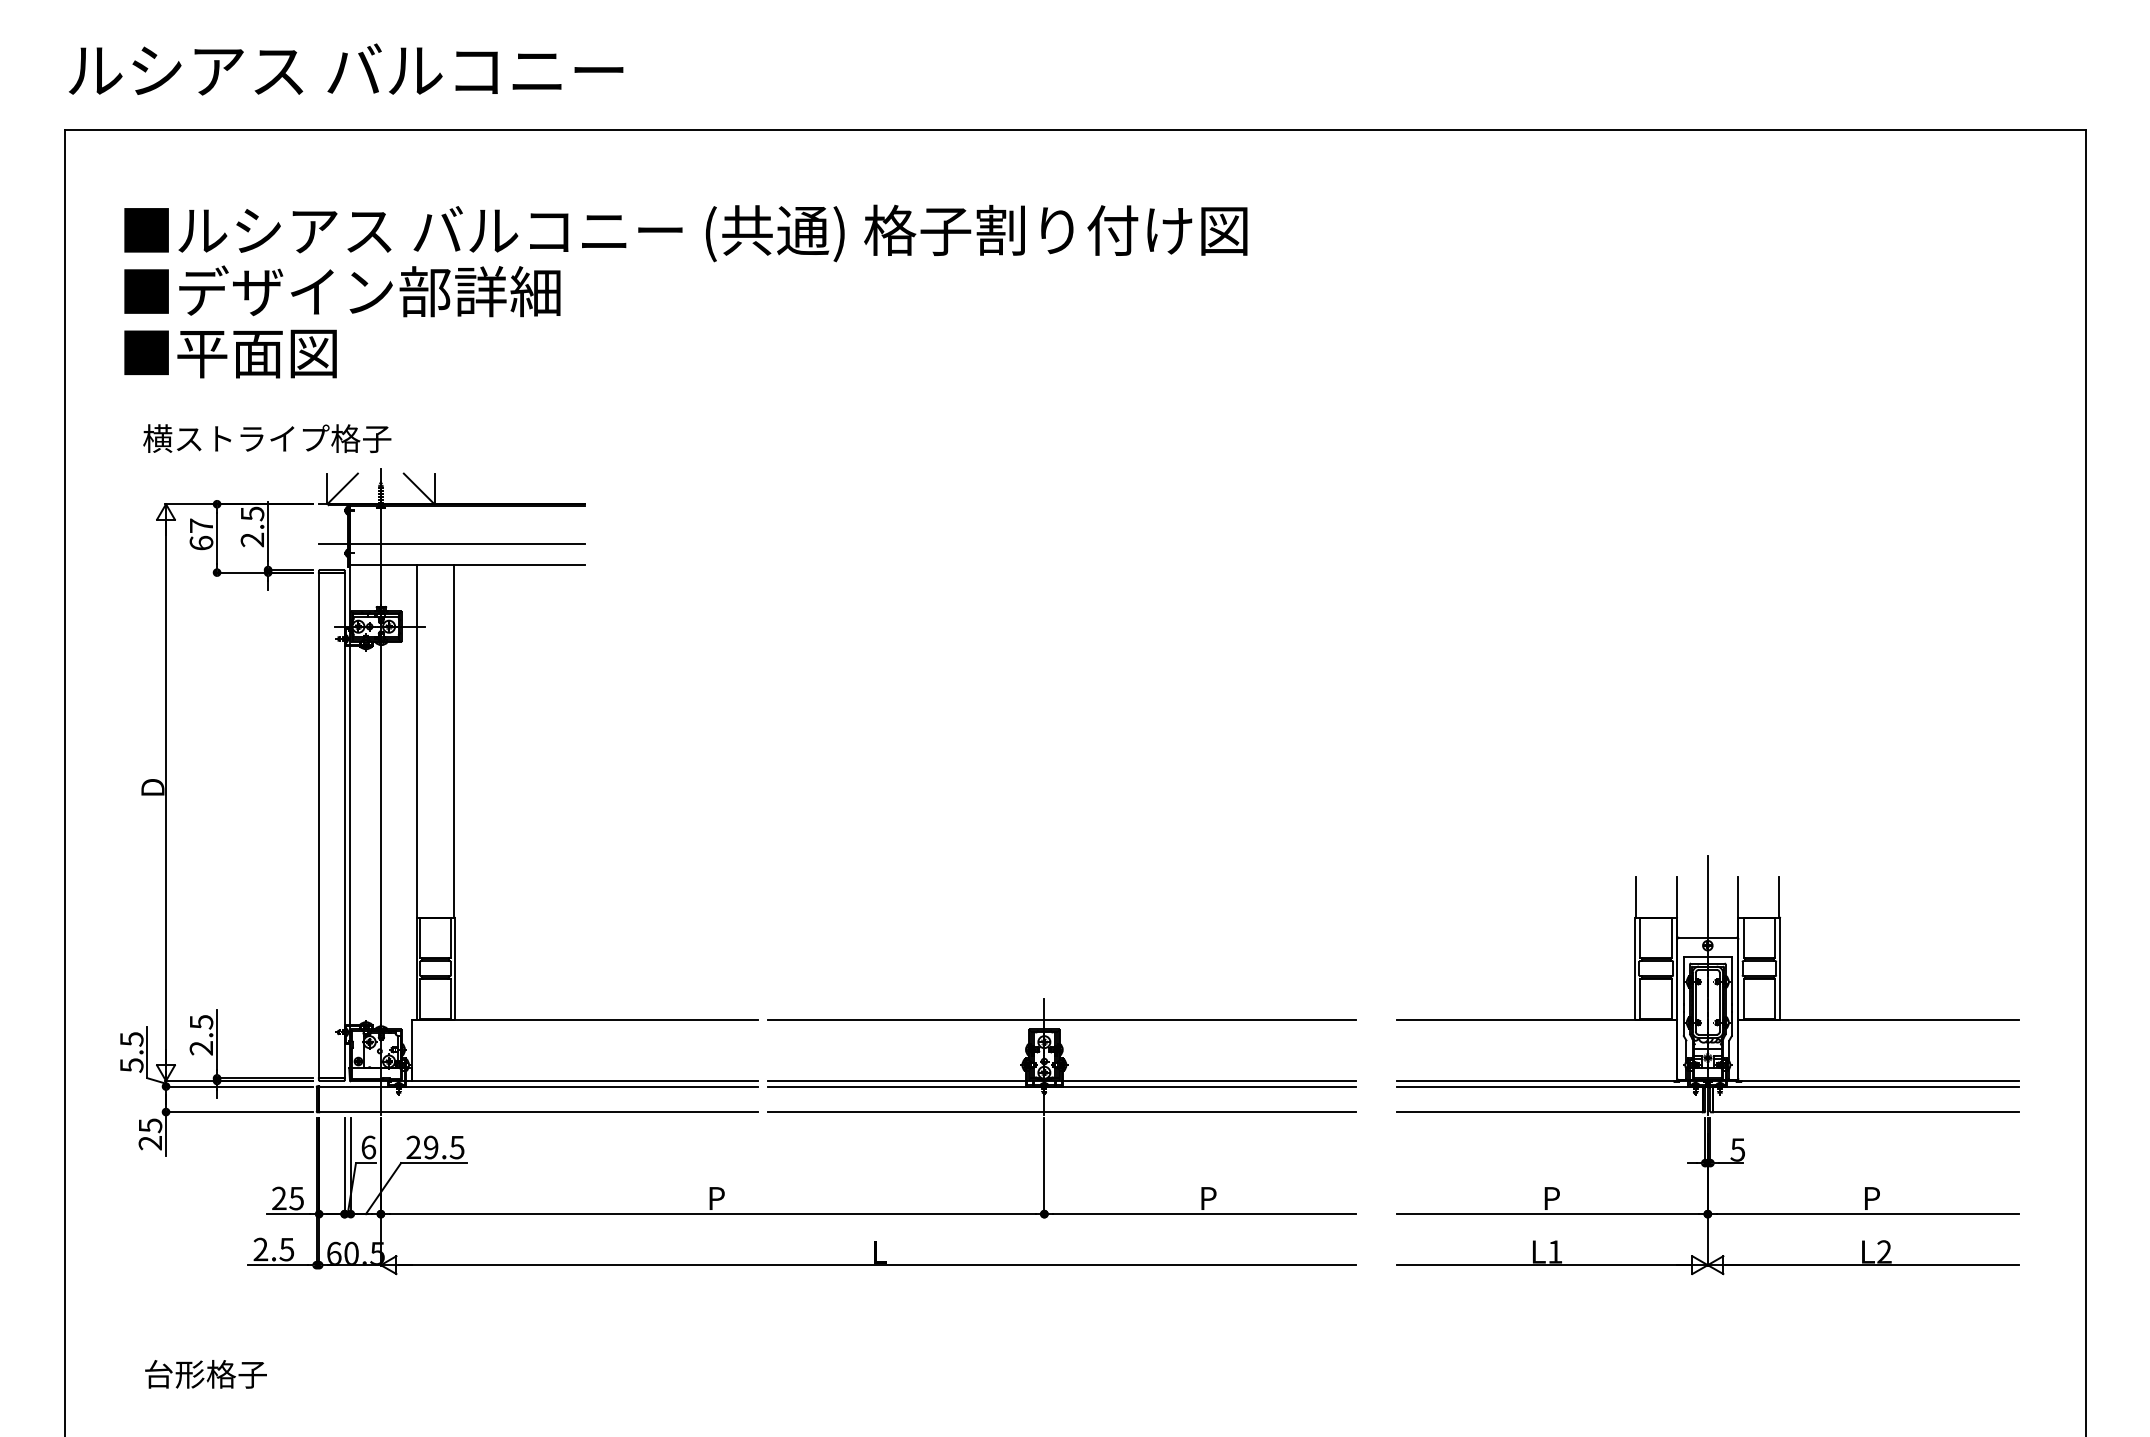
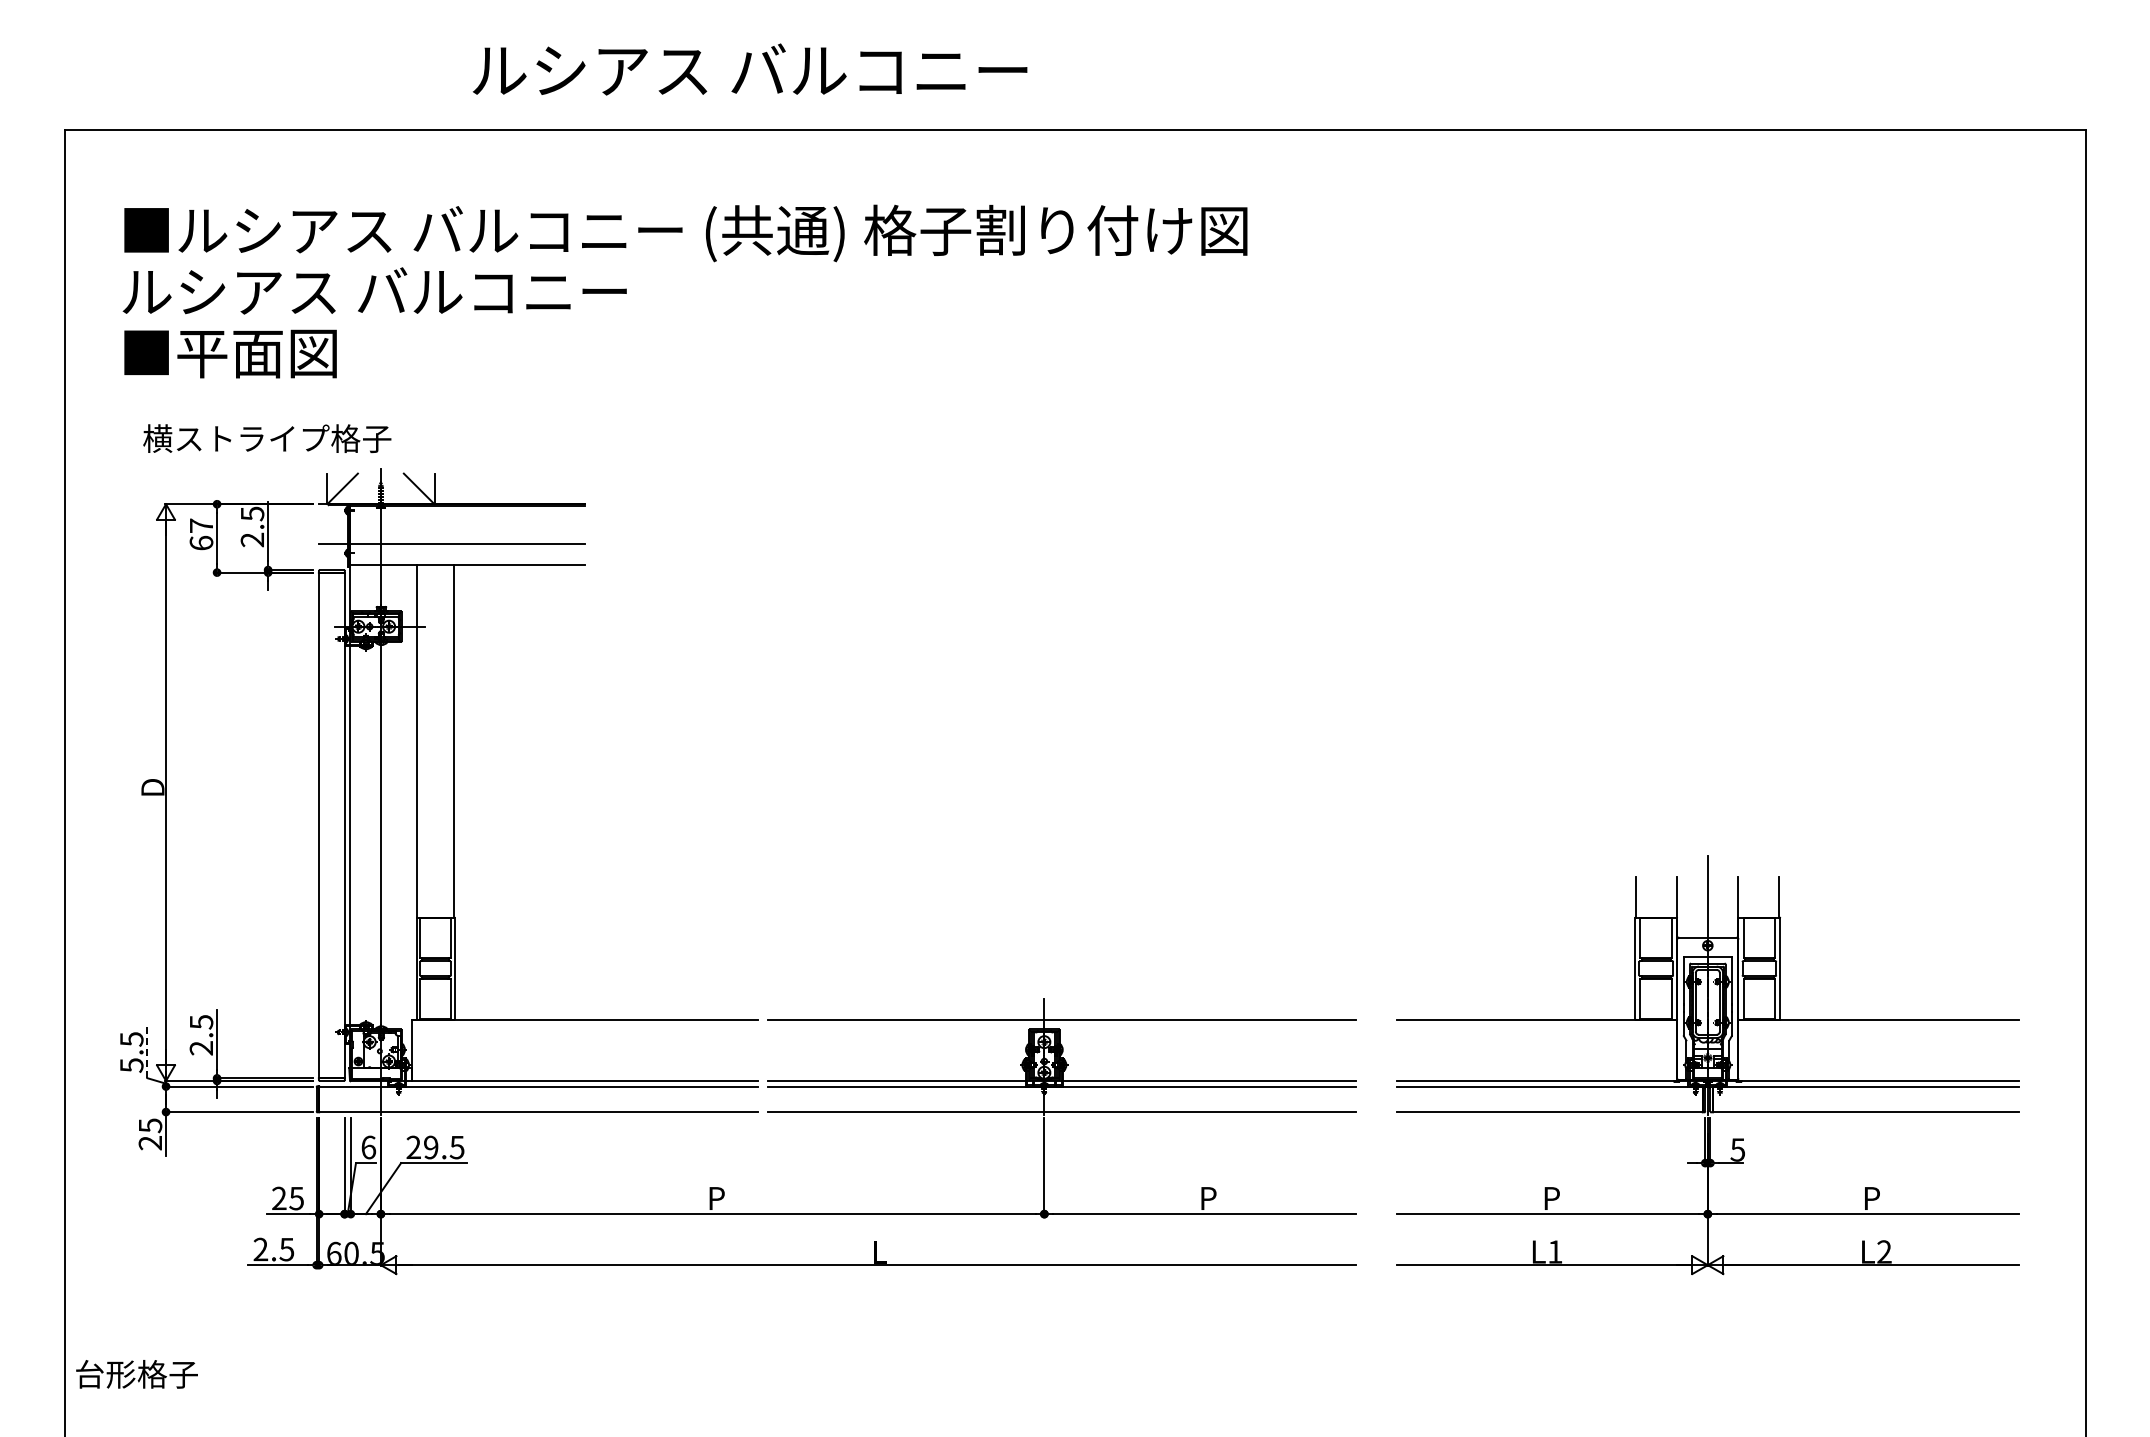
text position: (346, 69) -> (750, 69) (750, 69)
text: ■デザイン部詳細 -> ルシアス バルコニー (374, 291)
line: solid -> dashed (147, 1052)
text position: (205, 1374) -> (136, 1374) (136, 1374)
